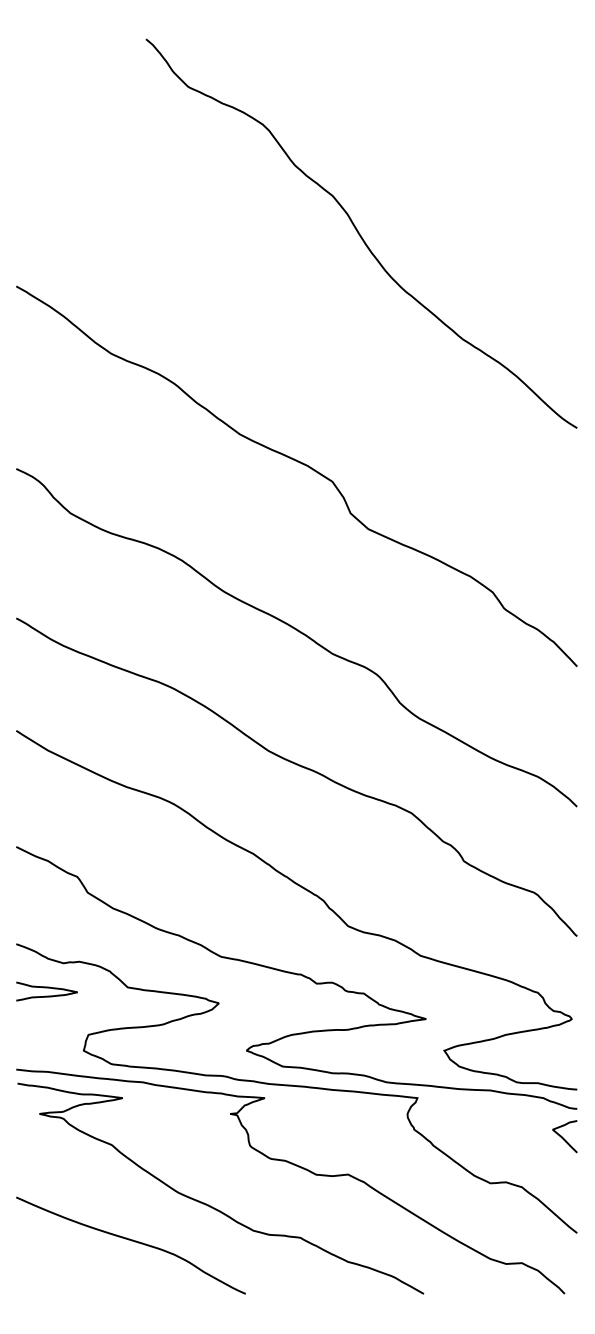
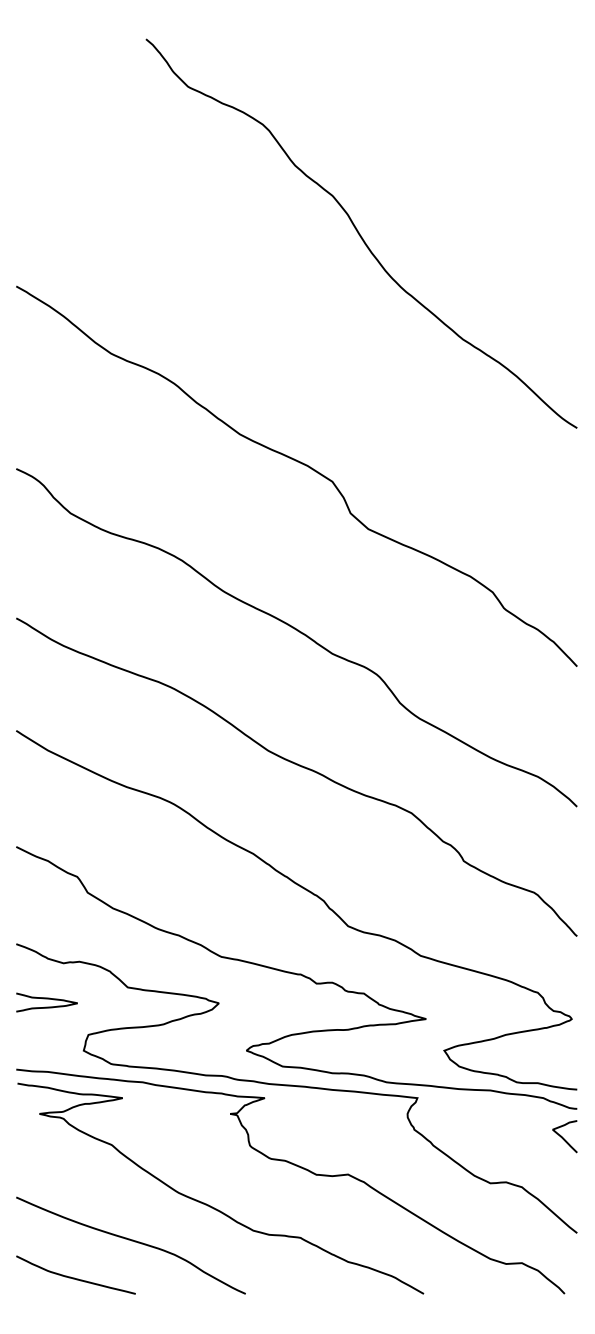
curve position: (46, 988) -> (46, 999) (46, 999)
curve: none -> present (74, 1277)
